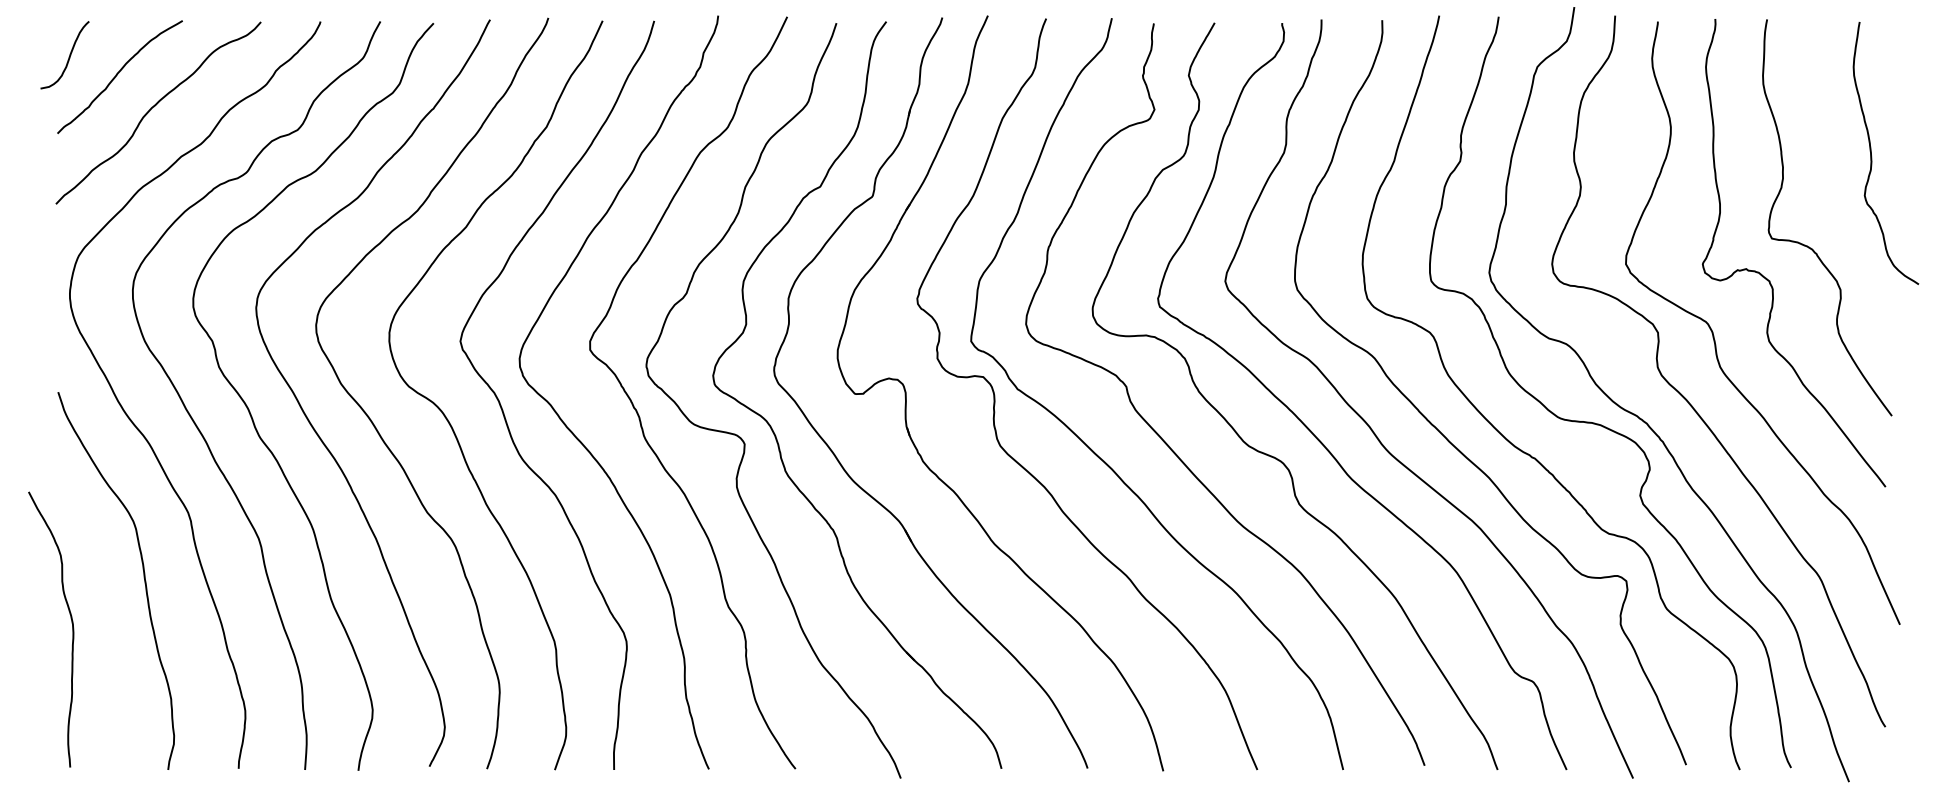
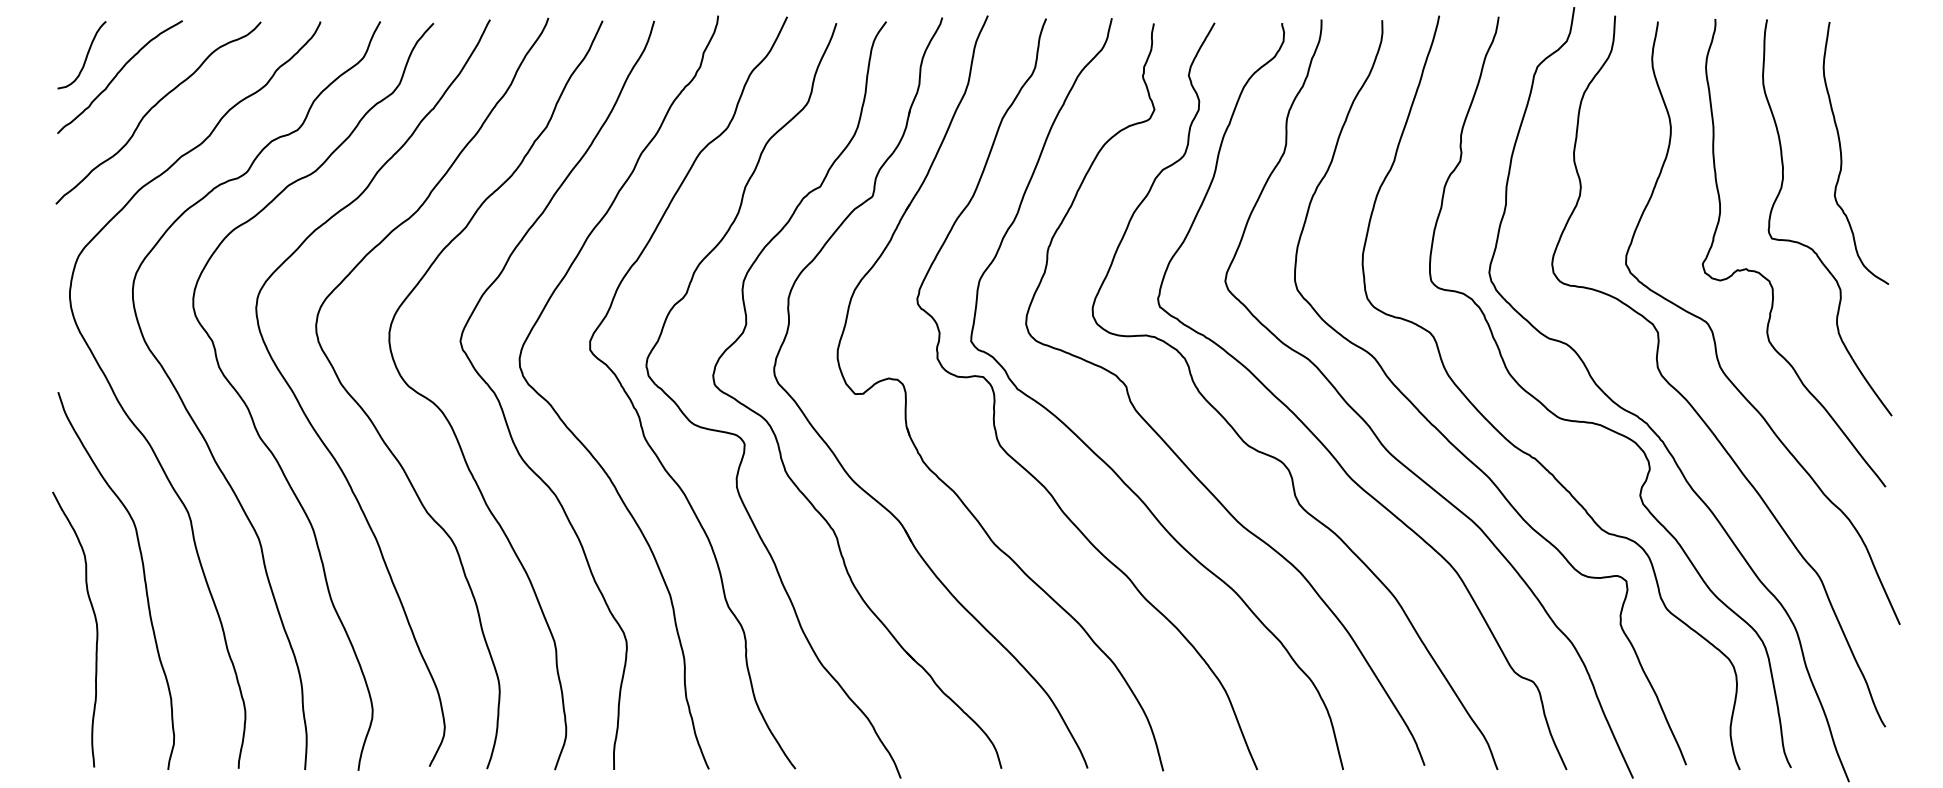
curve position: (68, 57) -> (85, 57) (85, 57)
curve position: (1872, 156) -> (1842, 156) (1842, 156)
curve position: (71, 623) -> (95, 623) (95, 623)
